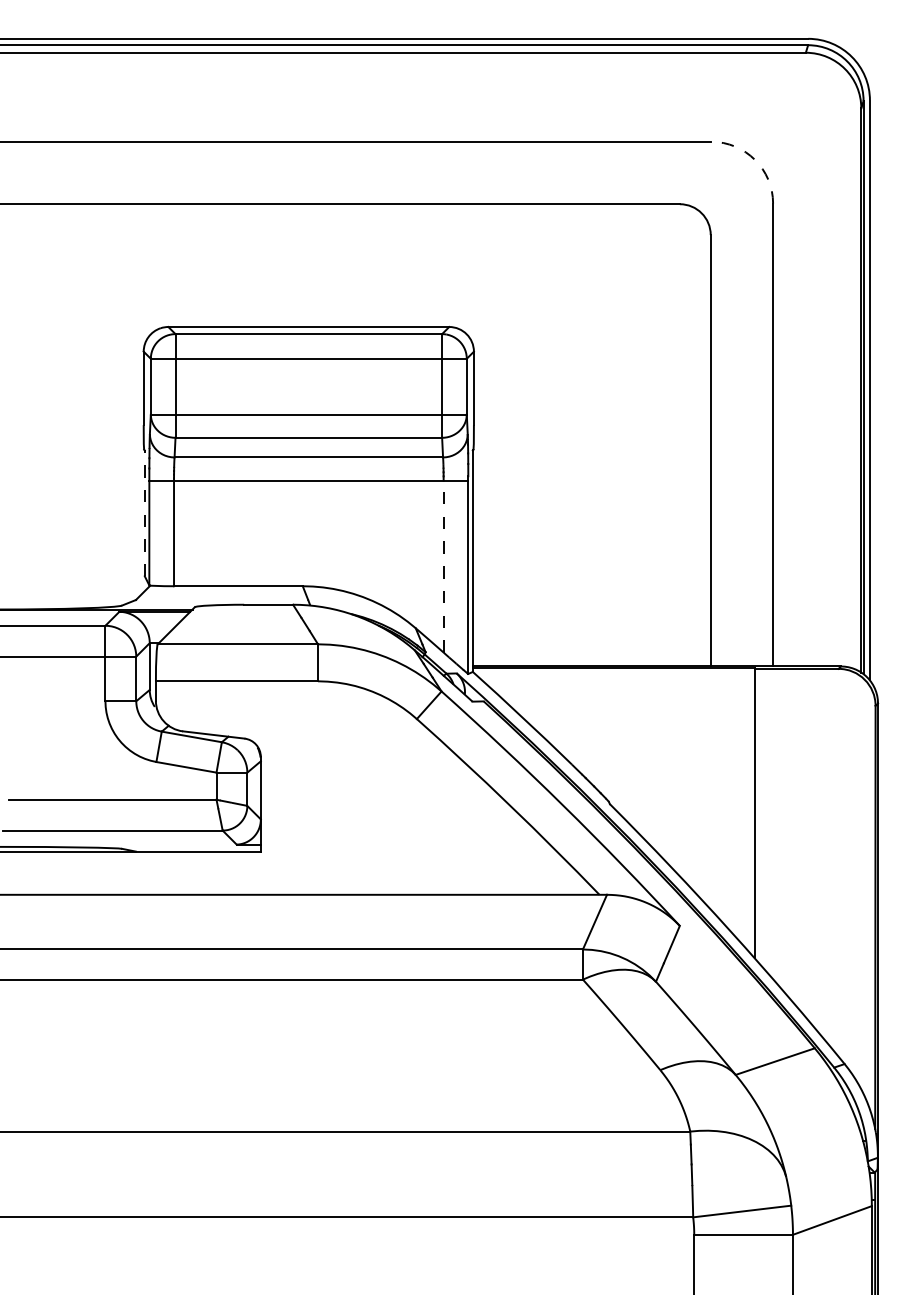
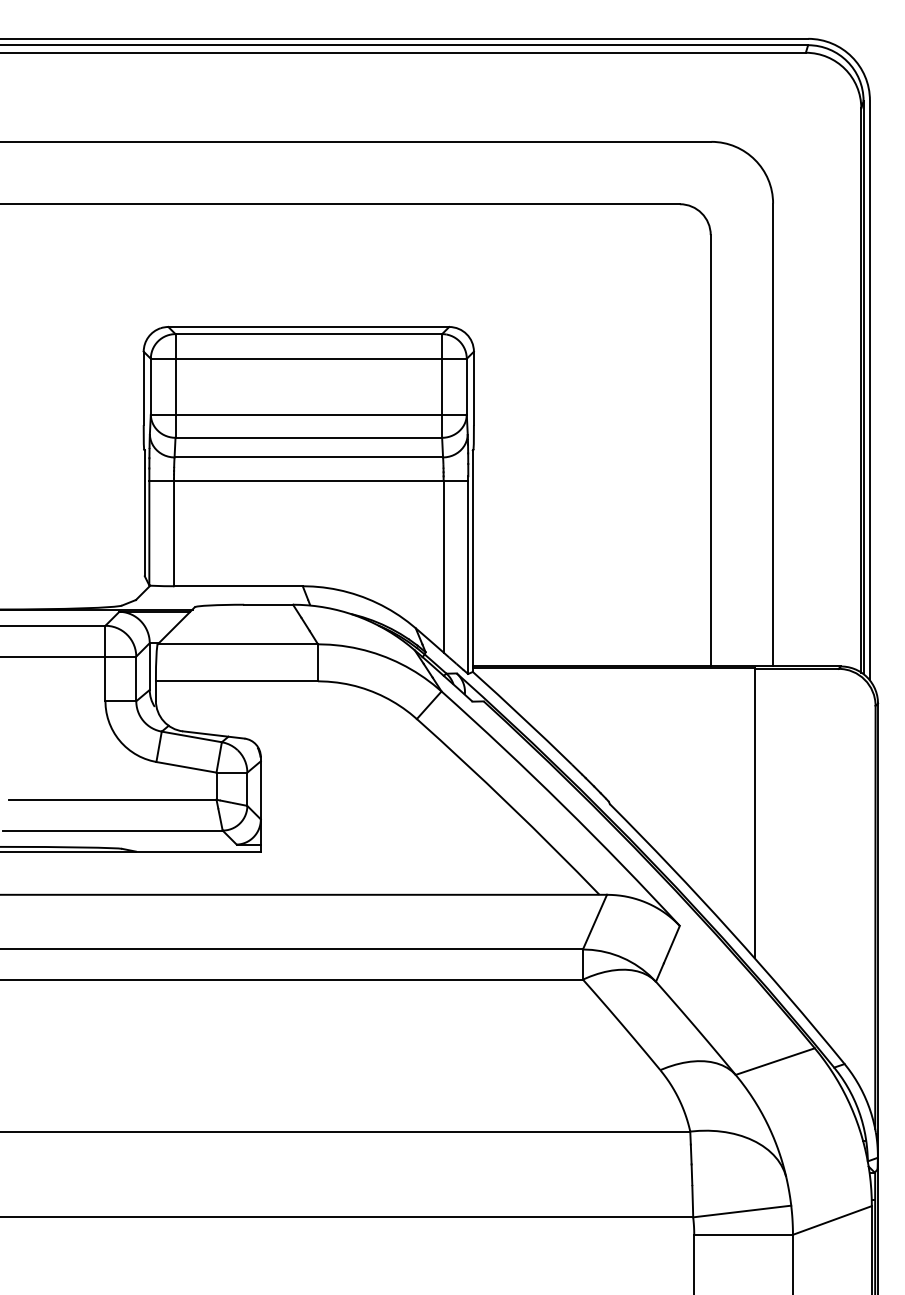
arc: dashed -> solid (755, 159)
line: dashed -> solid (144, 513)
line: dashed -> solid (443, 566)
